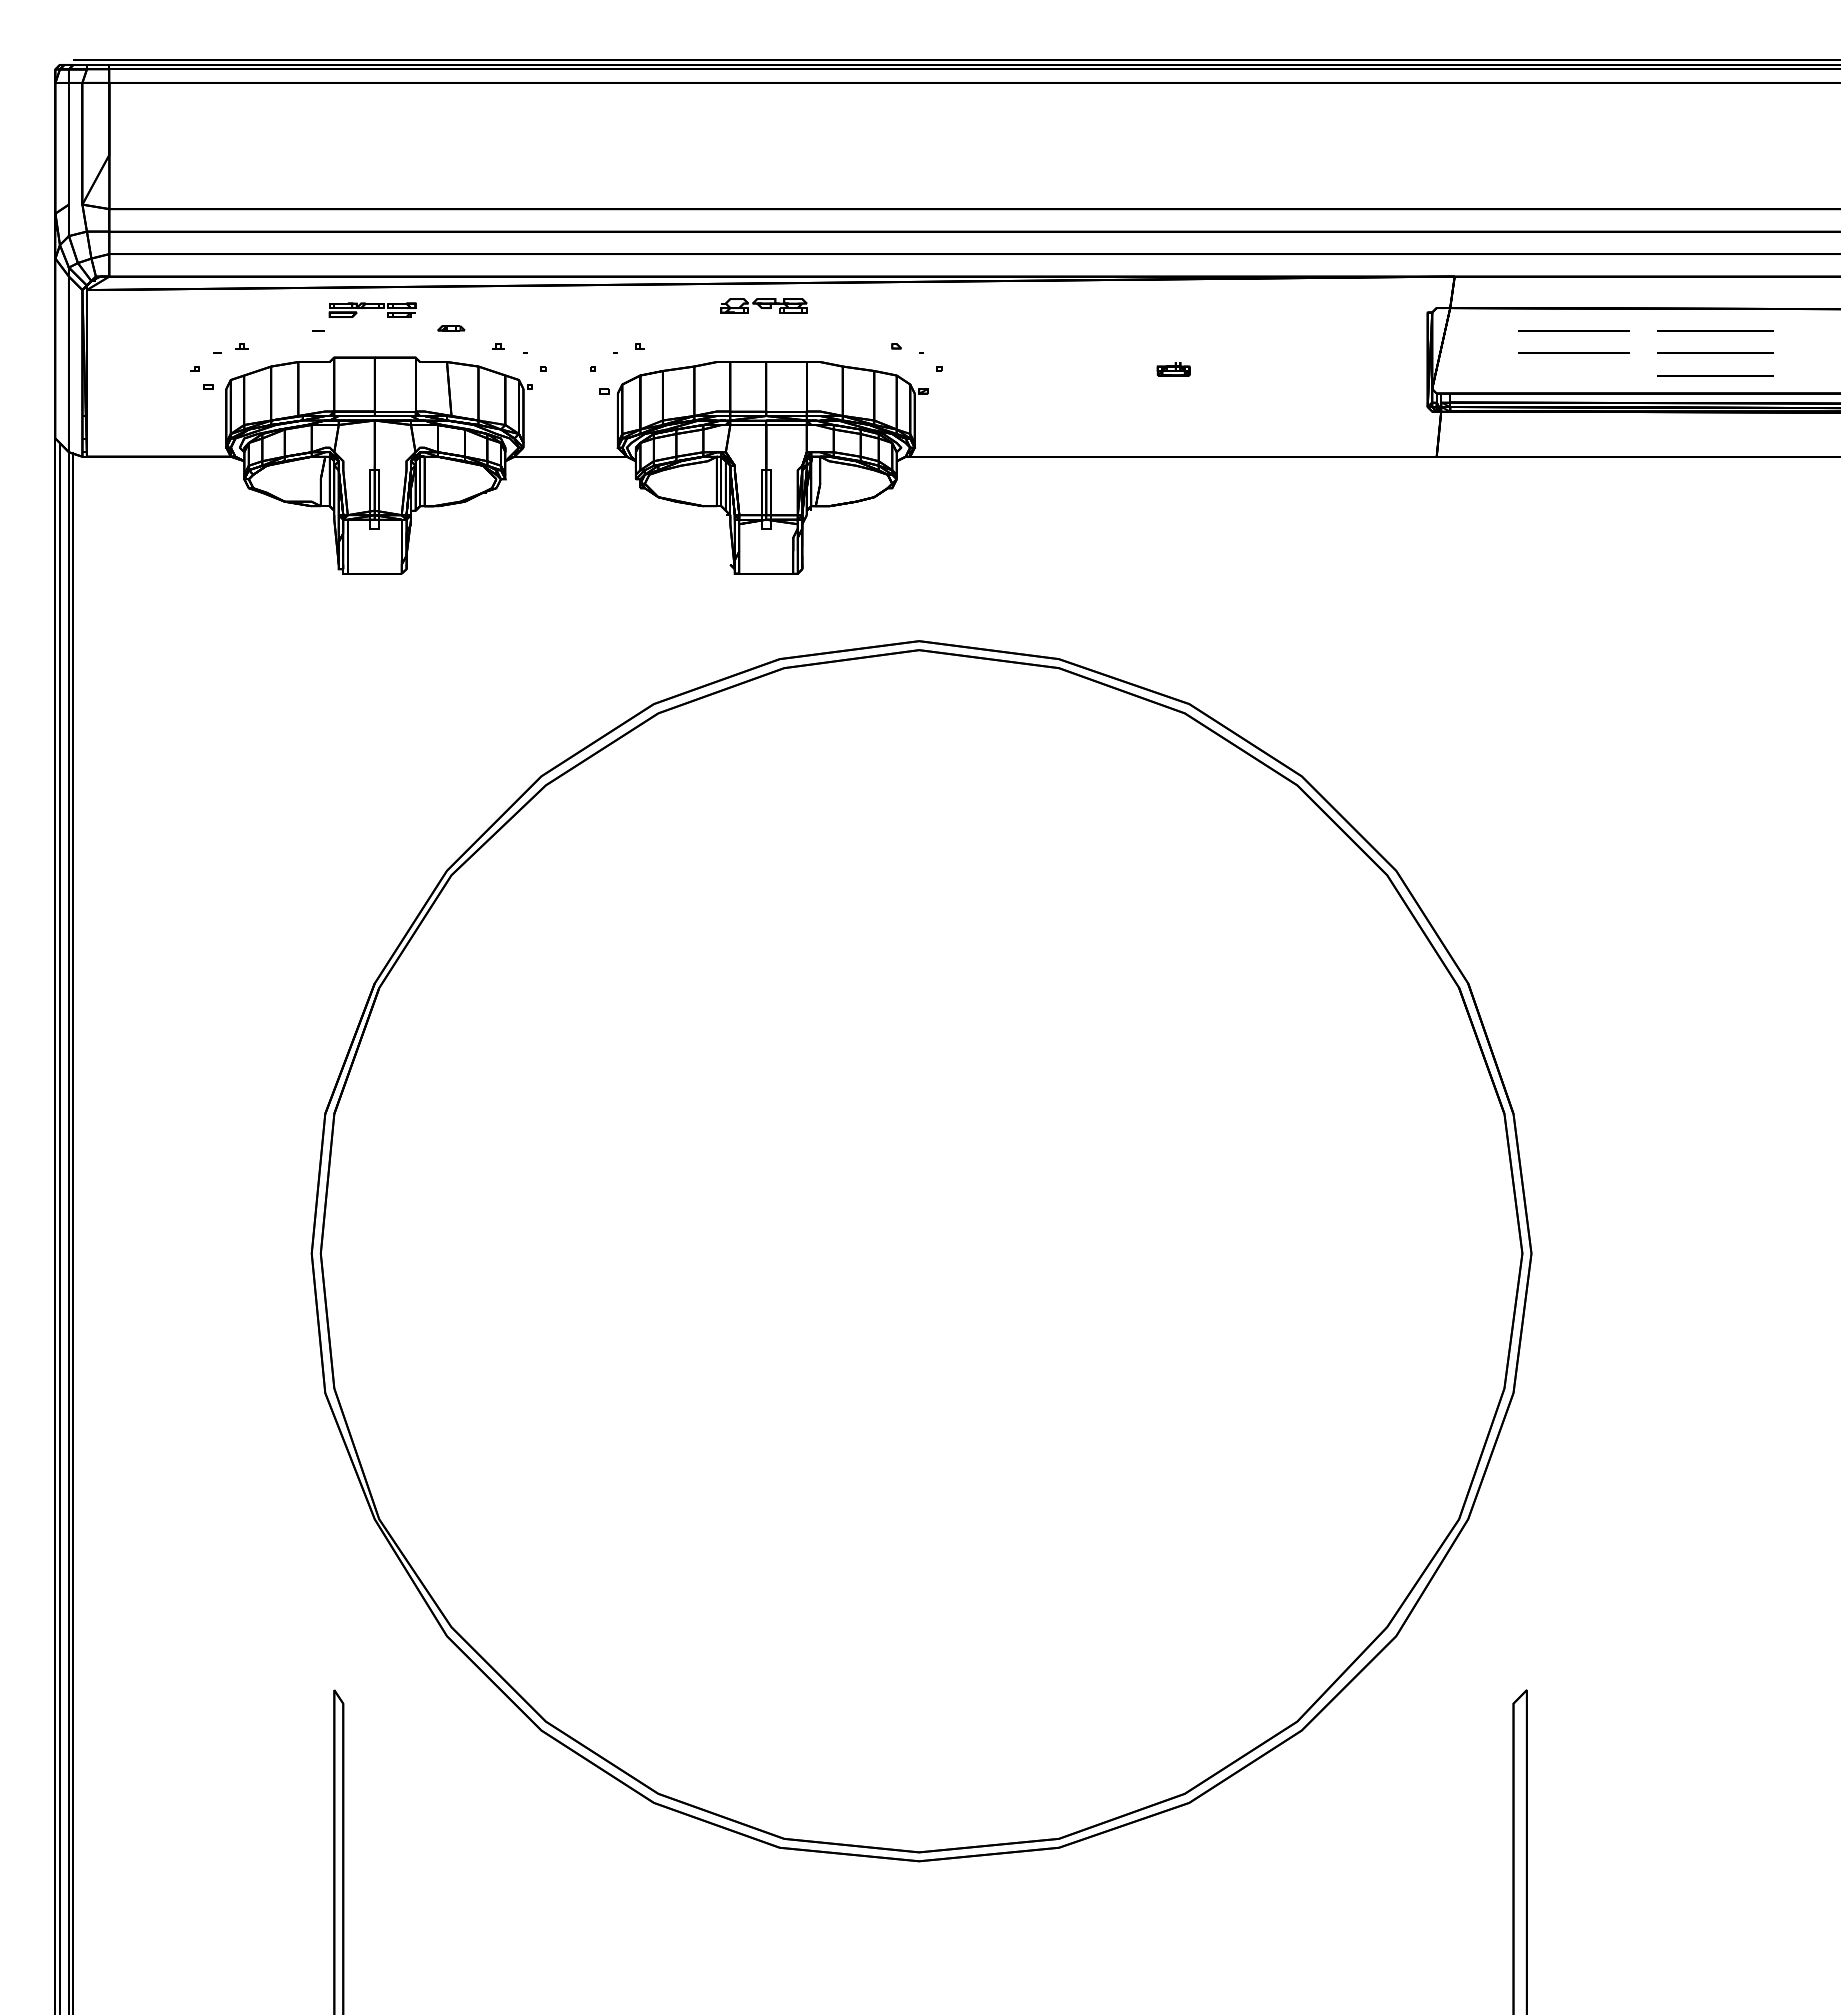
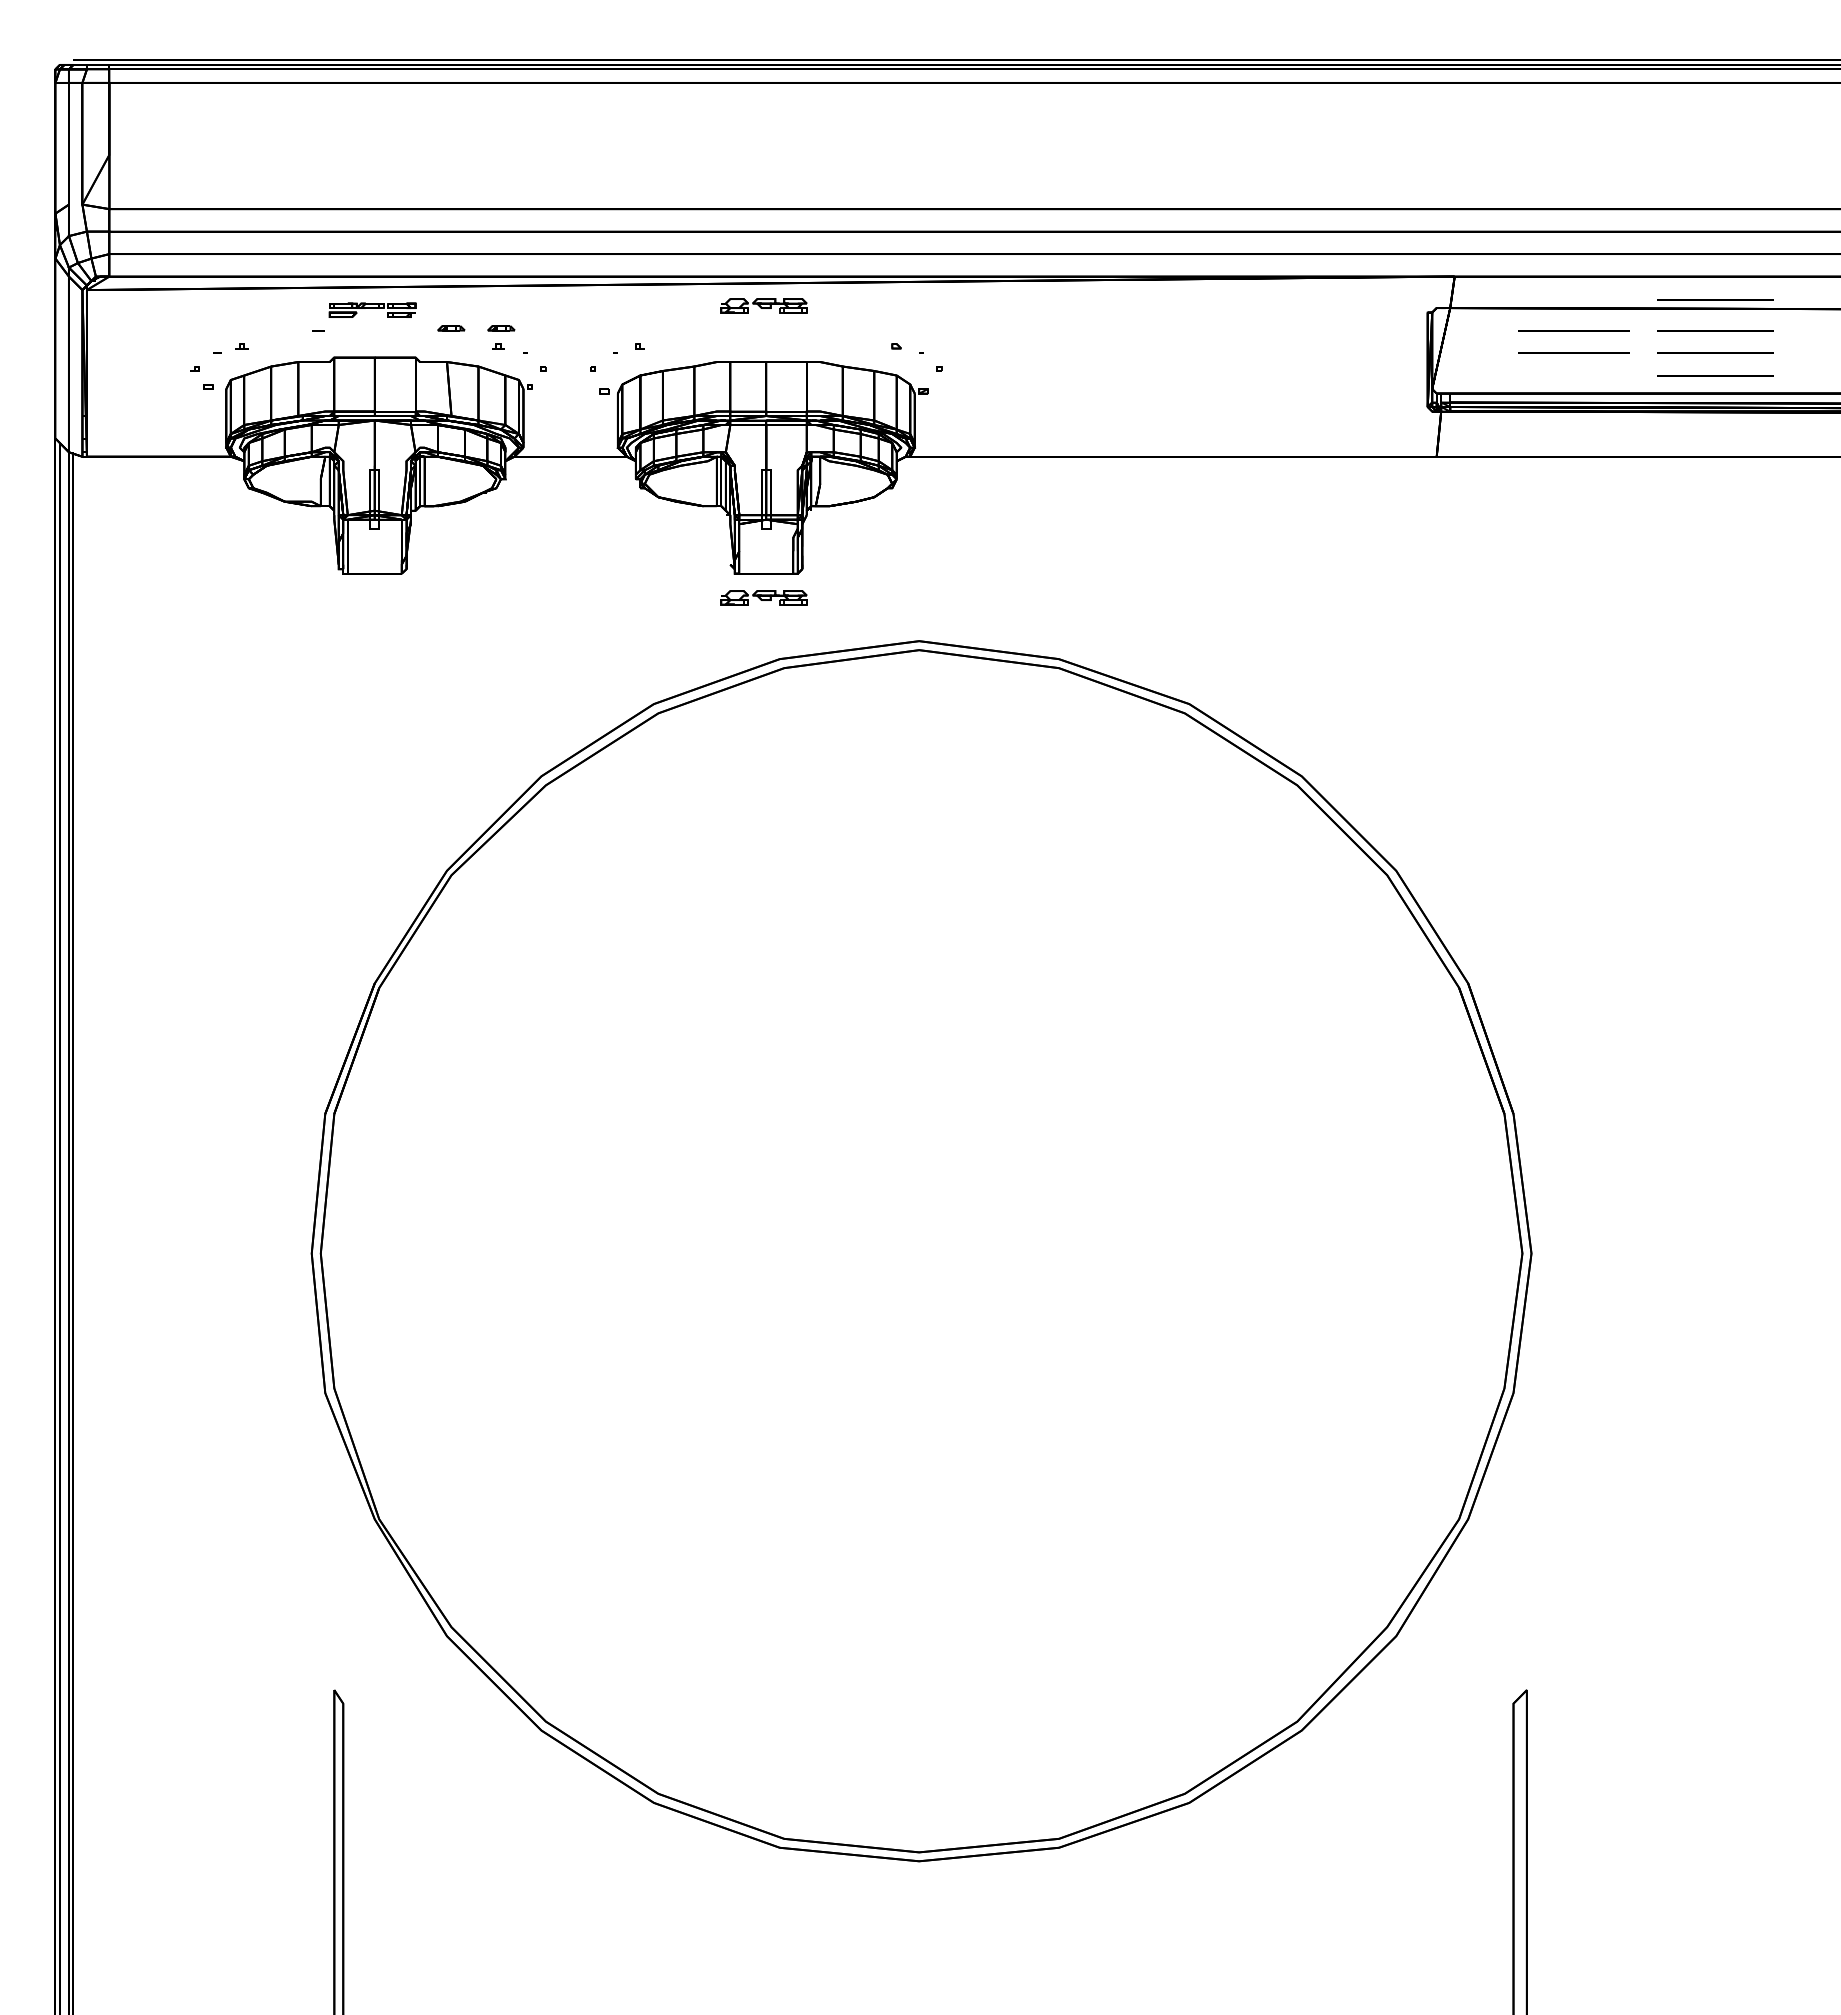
line: none -> present (1715, 299)
part: none -> present (501, 328)
part: present -> none (1173, 369)
part: none -> present (763, 597)
